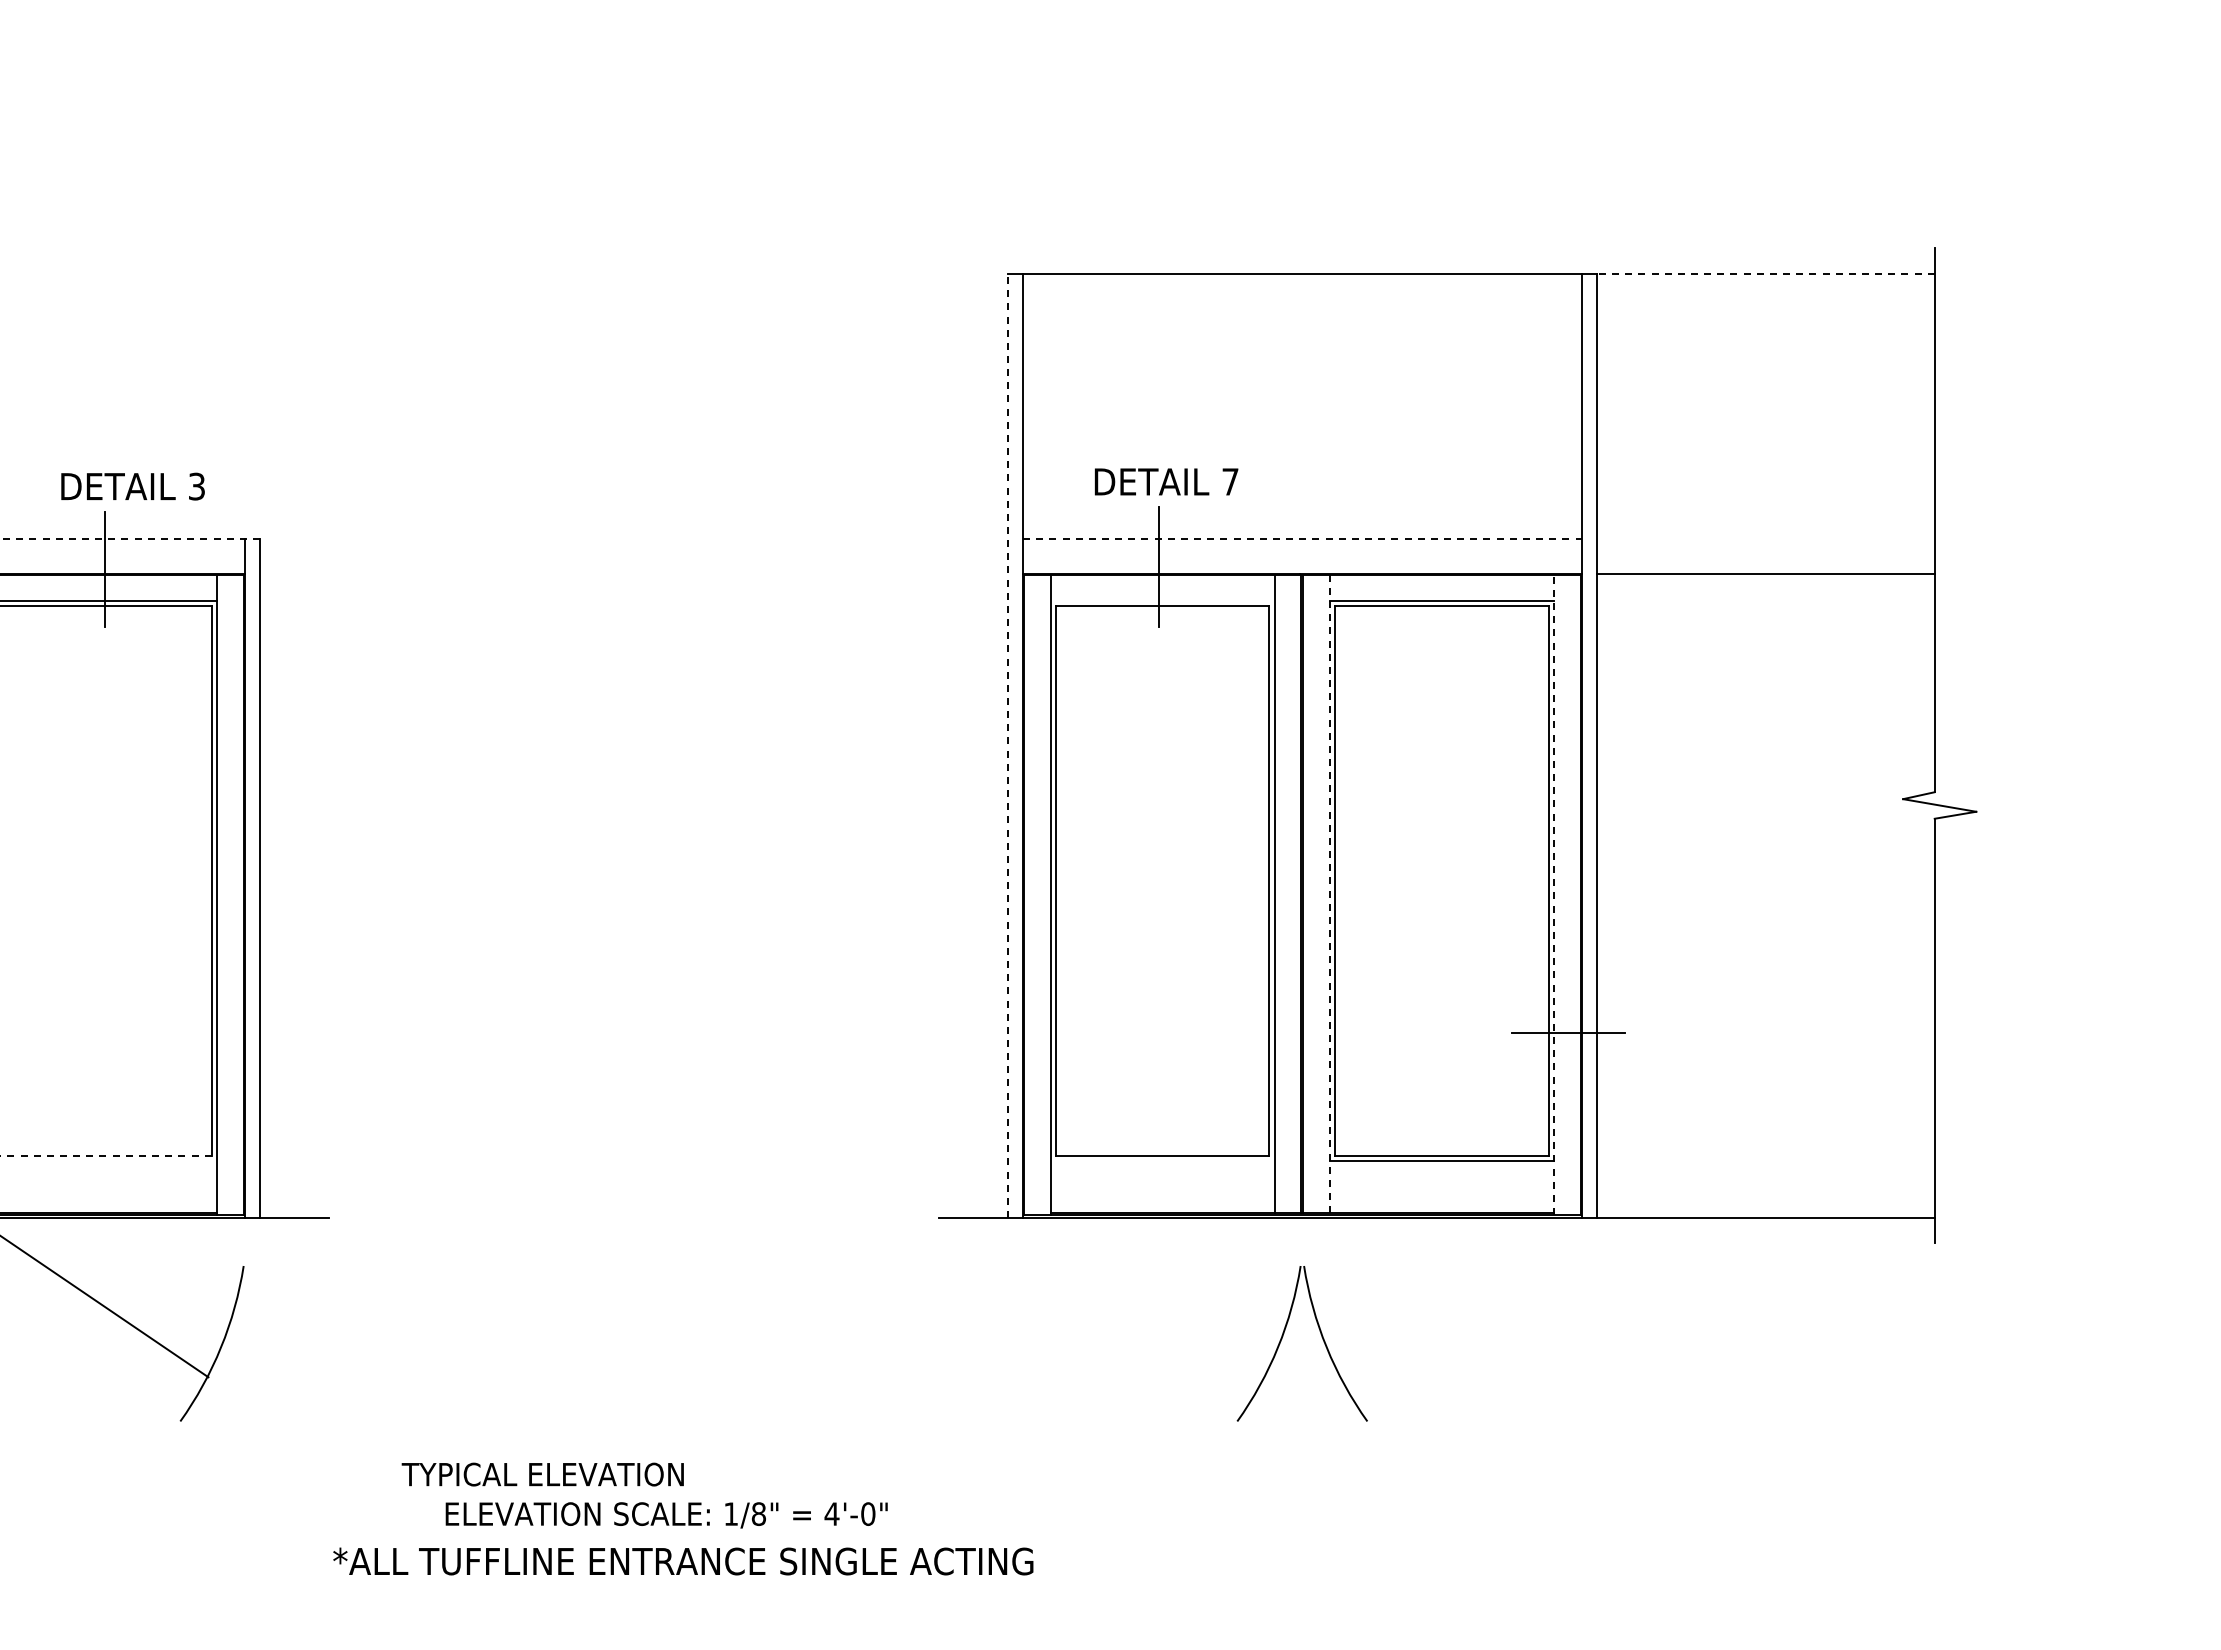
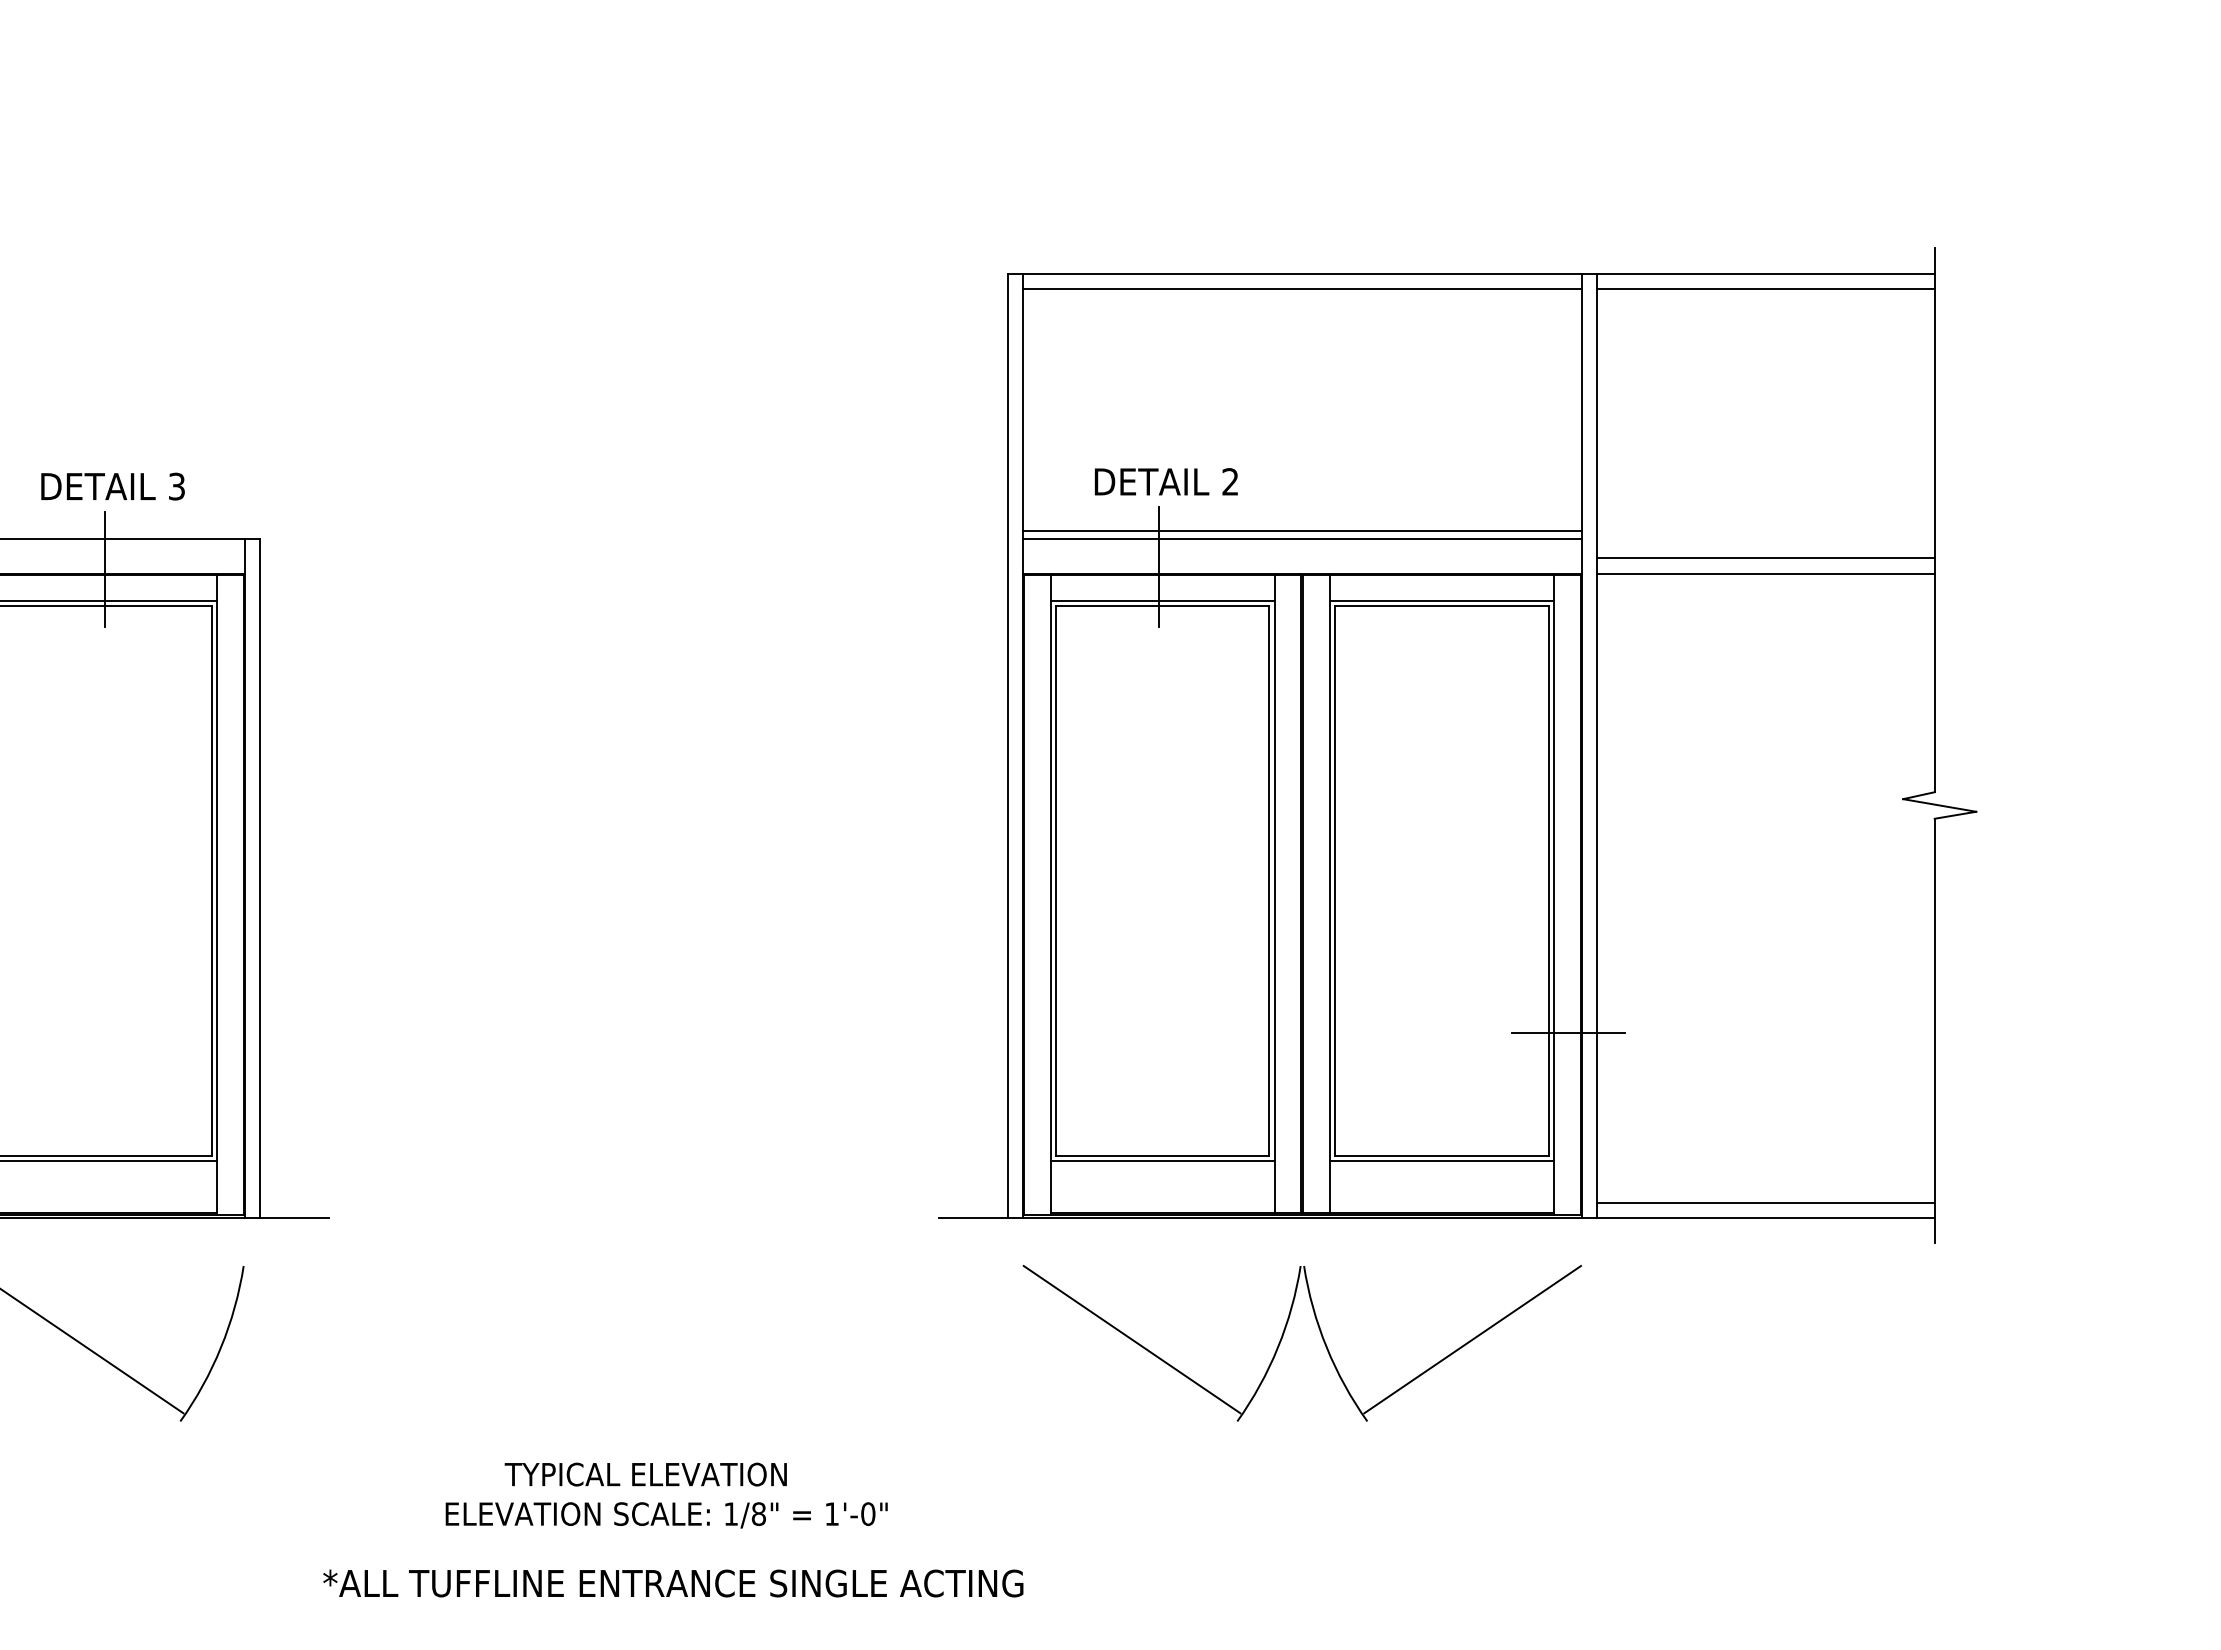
line: dashed -> solid (1765, 273)
line: none -> present (1302, 289)
line: none -> present (1765, 289)
text: 7 -> 2 (1230, 481)
text position: (132, 486) -> (112, 486) (112, 486)
line: none -> present (1302, 531)
line: dashed -> solid (130, 539)
line: dashed -> solid (1302, 539)
line: none -> present (1765, 558)
line: none -> present (1162, 600)
line: dashed -> solid (1007, 745)
line: dashed -> solid (1330, 893)
line: dashed -> solid (1554, 894)
line: dashed -> solid (105, 1155)
line: none -> present (109, 1161)
line: none -> present (1162, 1161)
line: none -> present (1765, 1202)
line position: (105, 1307) -> (92, 1351) (92, 1351)
line: none -> present (1131, 1339)
line: none -> present (1472, 1339)
text position: (542, 1474) -> (645, 1474) (645, 1474)
text: 4'-0" -> 1'-0" (831, 1513)
text position: (683, 1561) -> (673, 1583) (673, 1583)
